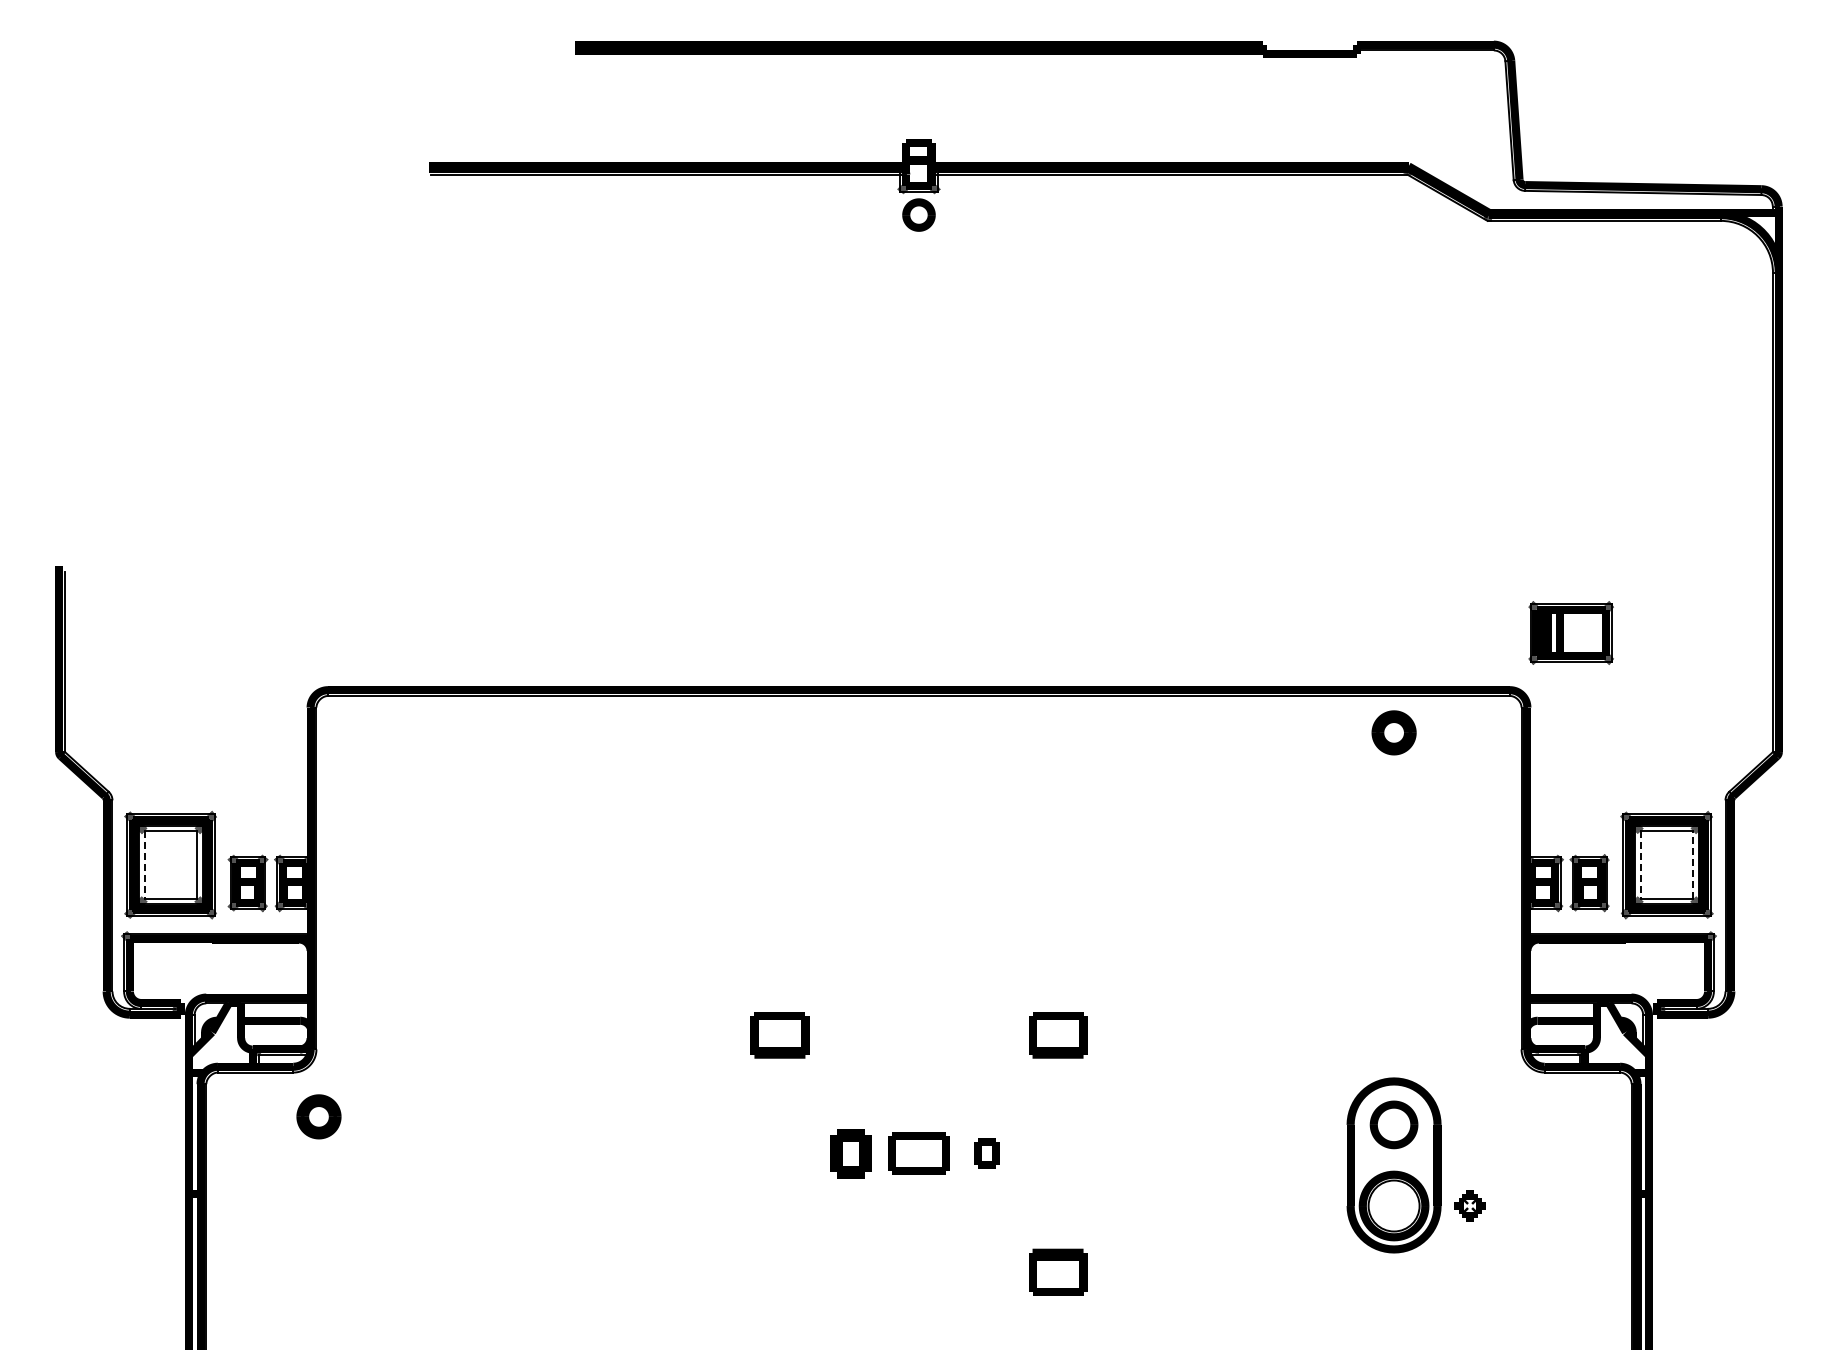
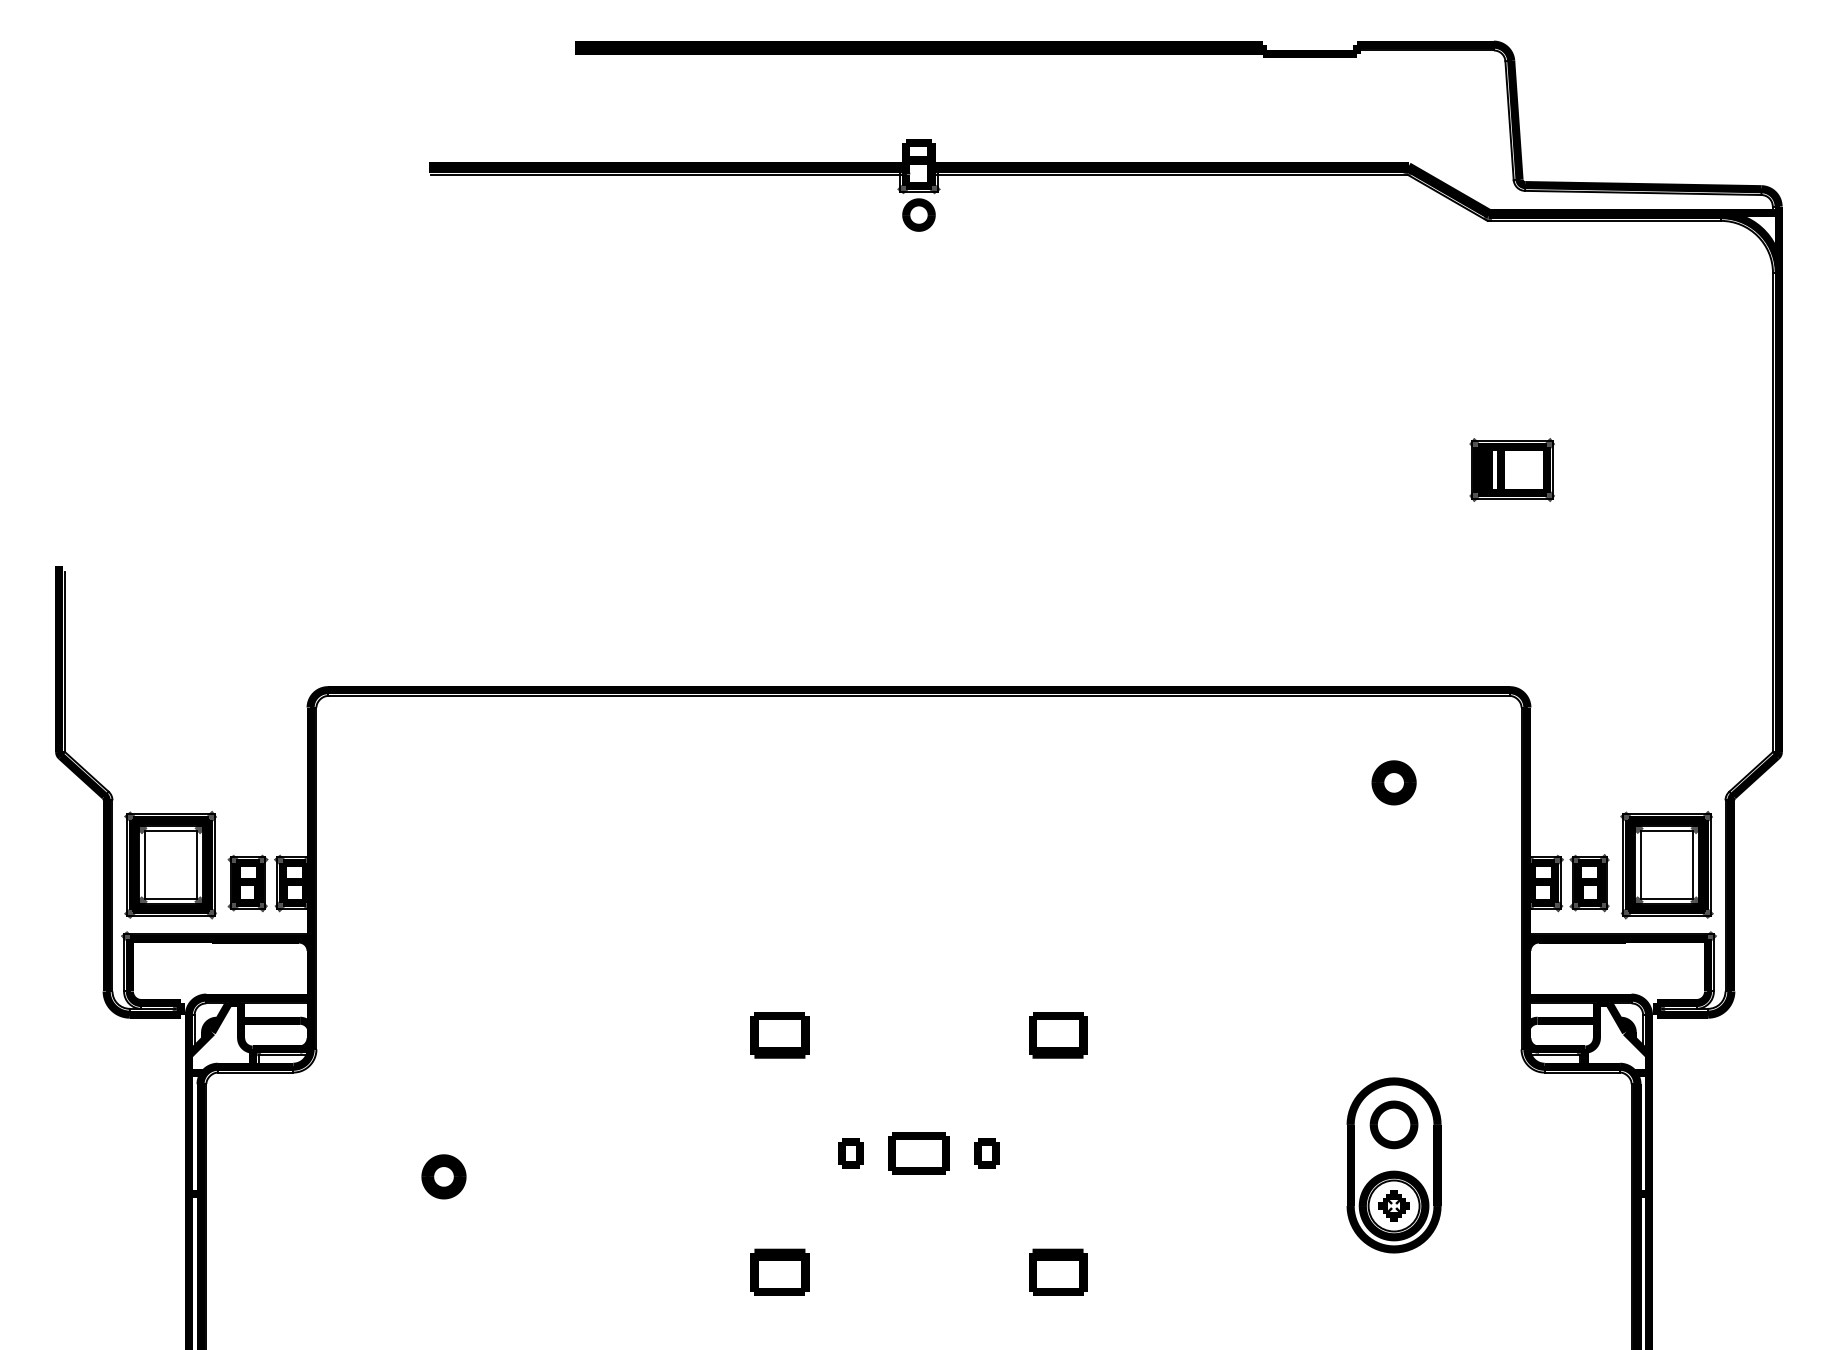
part position: (1570, 632) -> (1511, 469) (1511, 469)
part position: (1393, 732) -> (1393, 782) (1393, 782)
line: dashed -> solid (144, 865)
line: dashed -> solid (1640, 865)
line: dashed -> solid (1693, 865)
part position: (318, 1116) -> (443, 1176) (443, 1176)
part size: 42x50 px -> 26x31 px (850, 1153)
part position: (1469, 1205) -> (1393, 1205) (1393, 1205)
part: none -> present (779, 1271)
